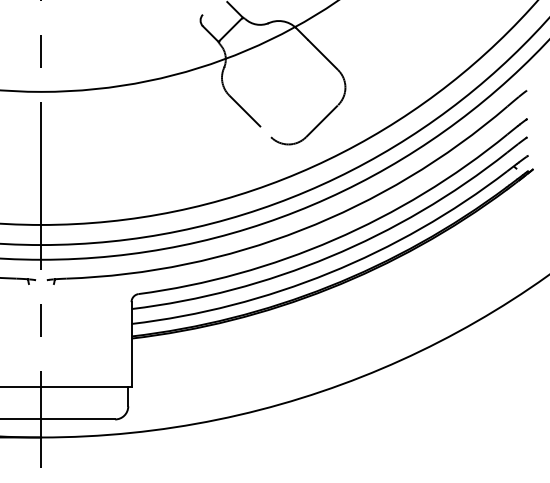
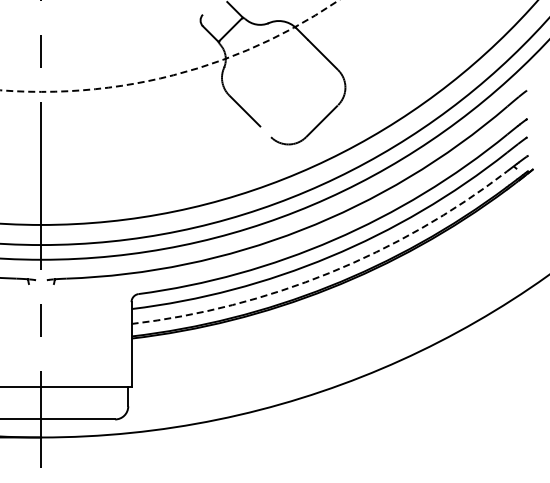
circle: solid -> dashed (169, 45)
arc: solid -> dashed (329, 273)
